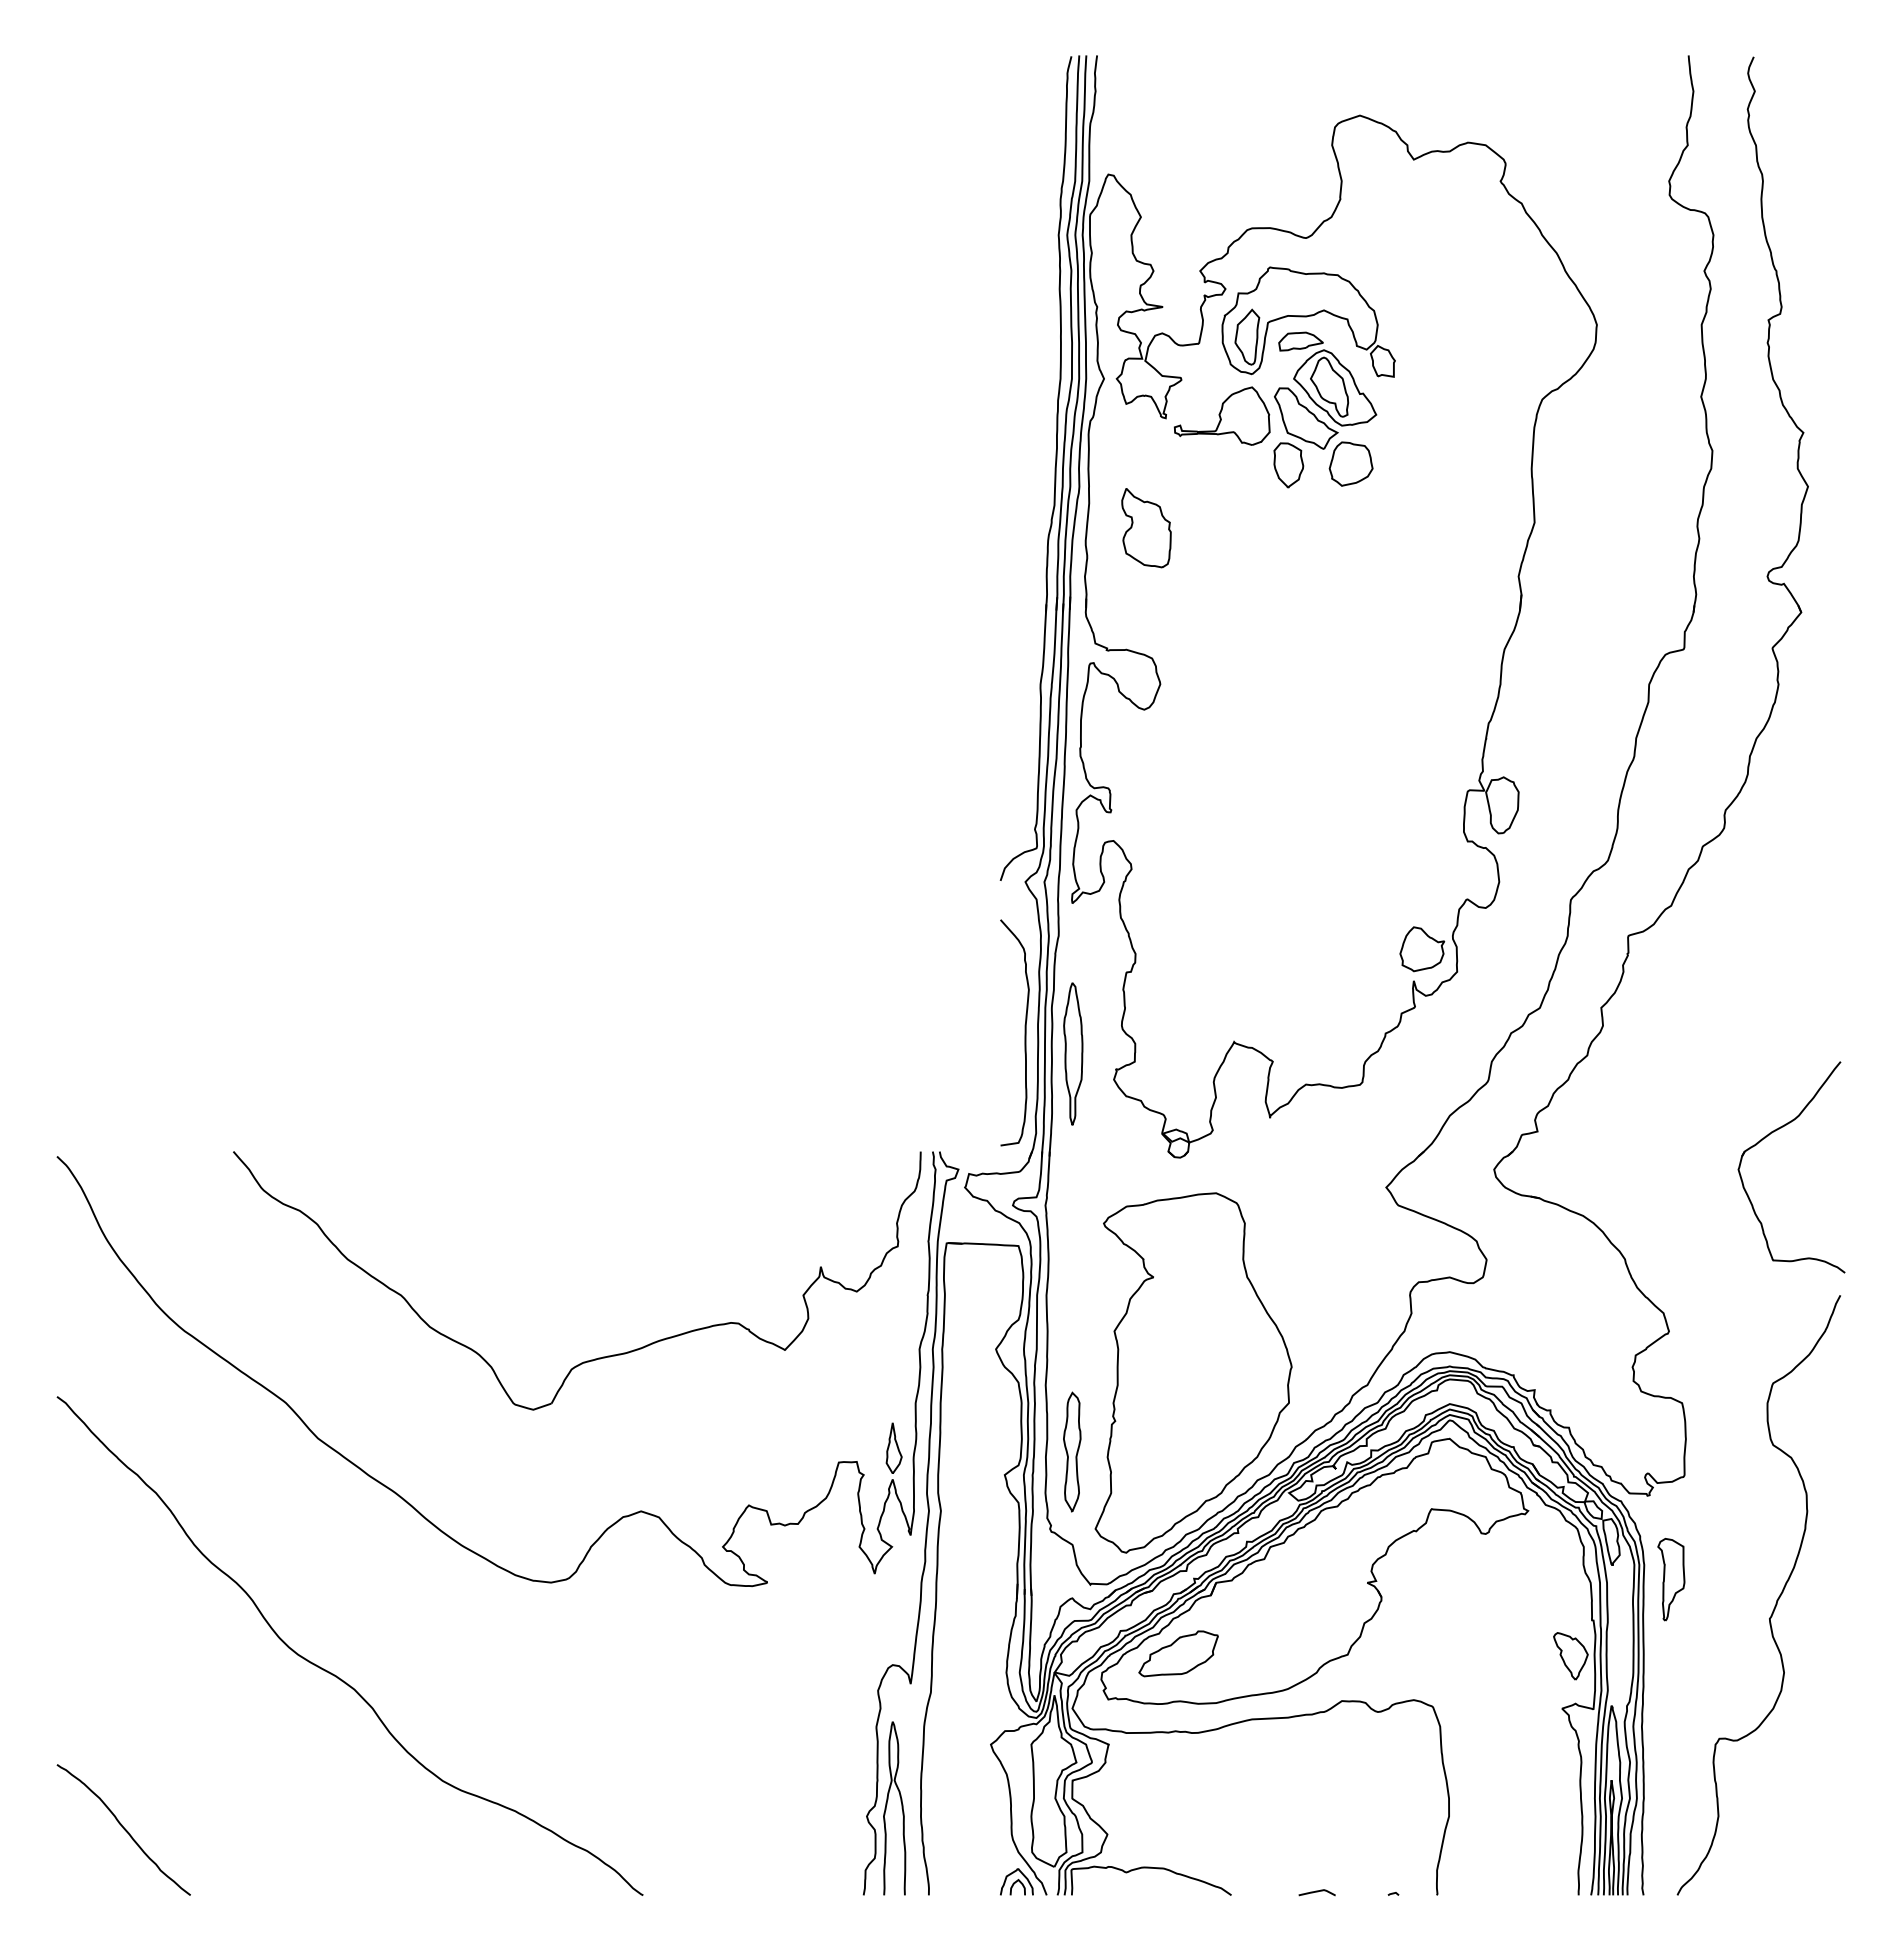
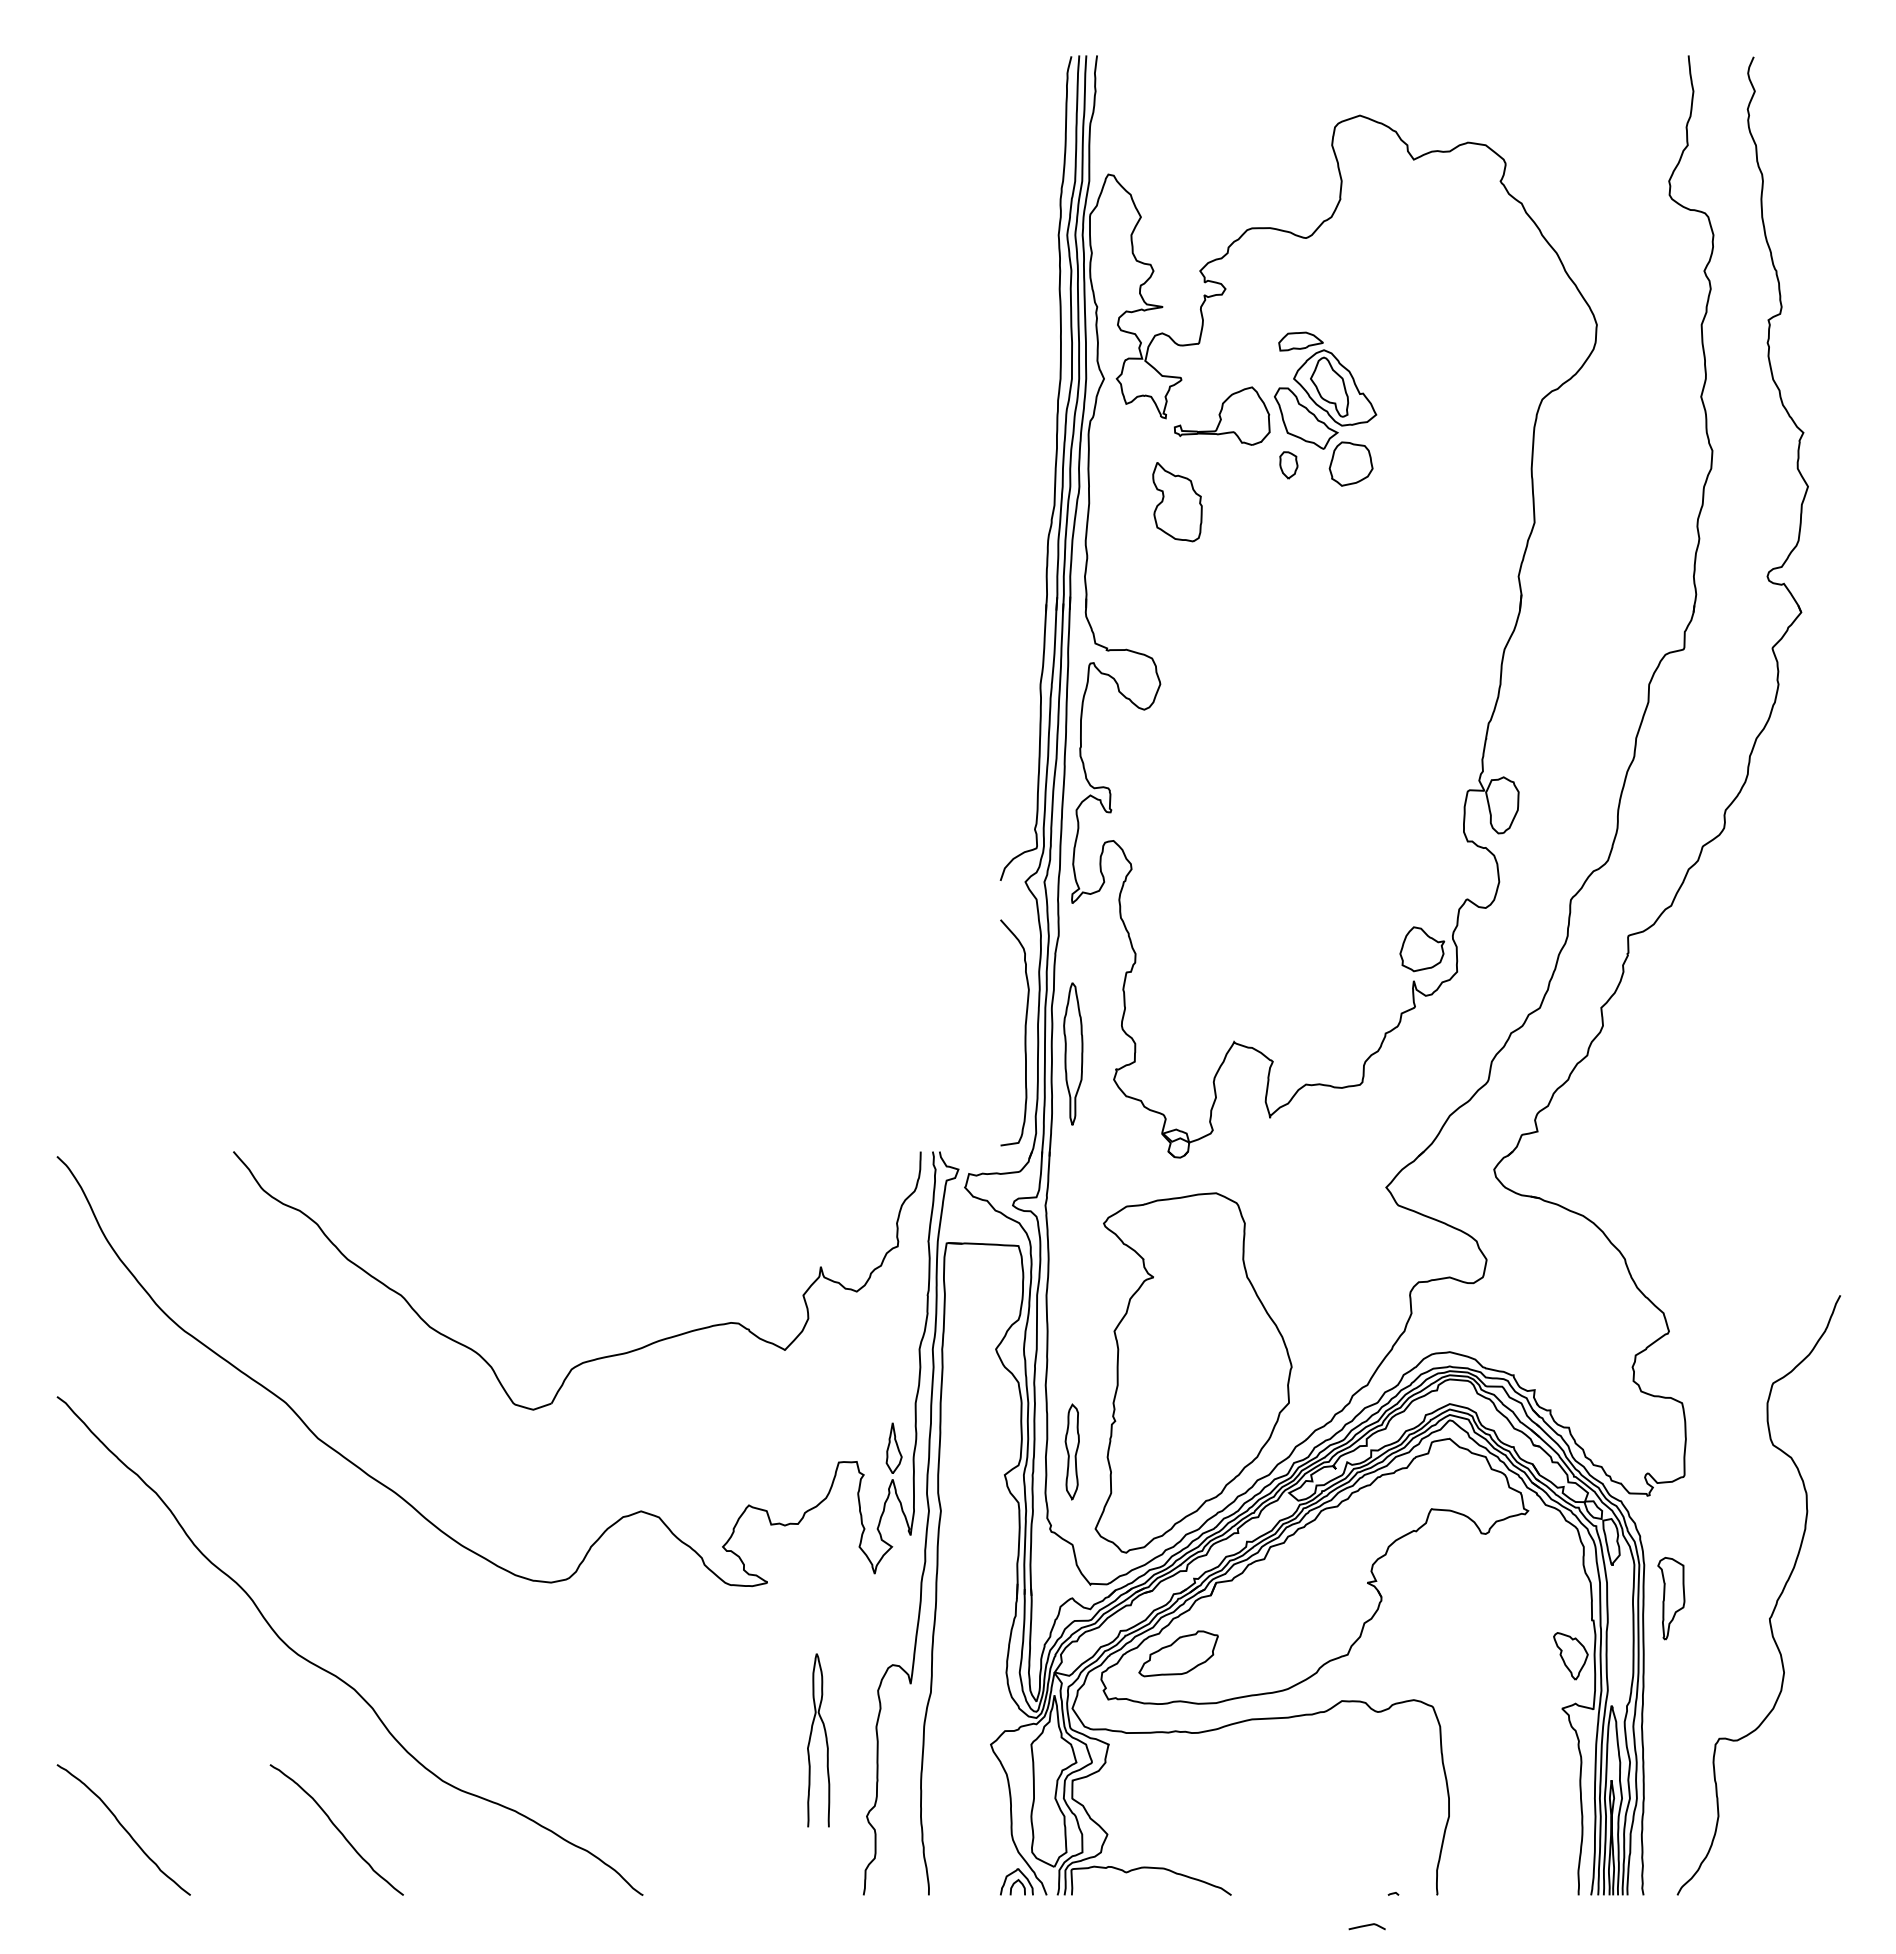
part: present -> none (1308, 321)
part size: 32x47 px -> 20x29 px (1288, 465)
part position: (1146, 528) -> (1177, 502) (1177, 502)
part: present -> none (1768, 1136)
part size: 19x122 px -> 16x98 px (1071, 1451)
part position: (1671, 1579) -> (1671, 1598) (1671, 1598)
curve position: (901, 1808) -> (825, 1740) (825, 1740)
curve: none -> present (336, 1829)
curve position: (1316, 1892) -> (1366, 1926) (1366, 1926)
